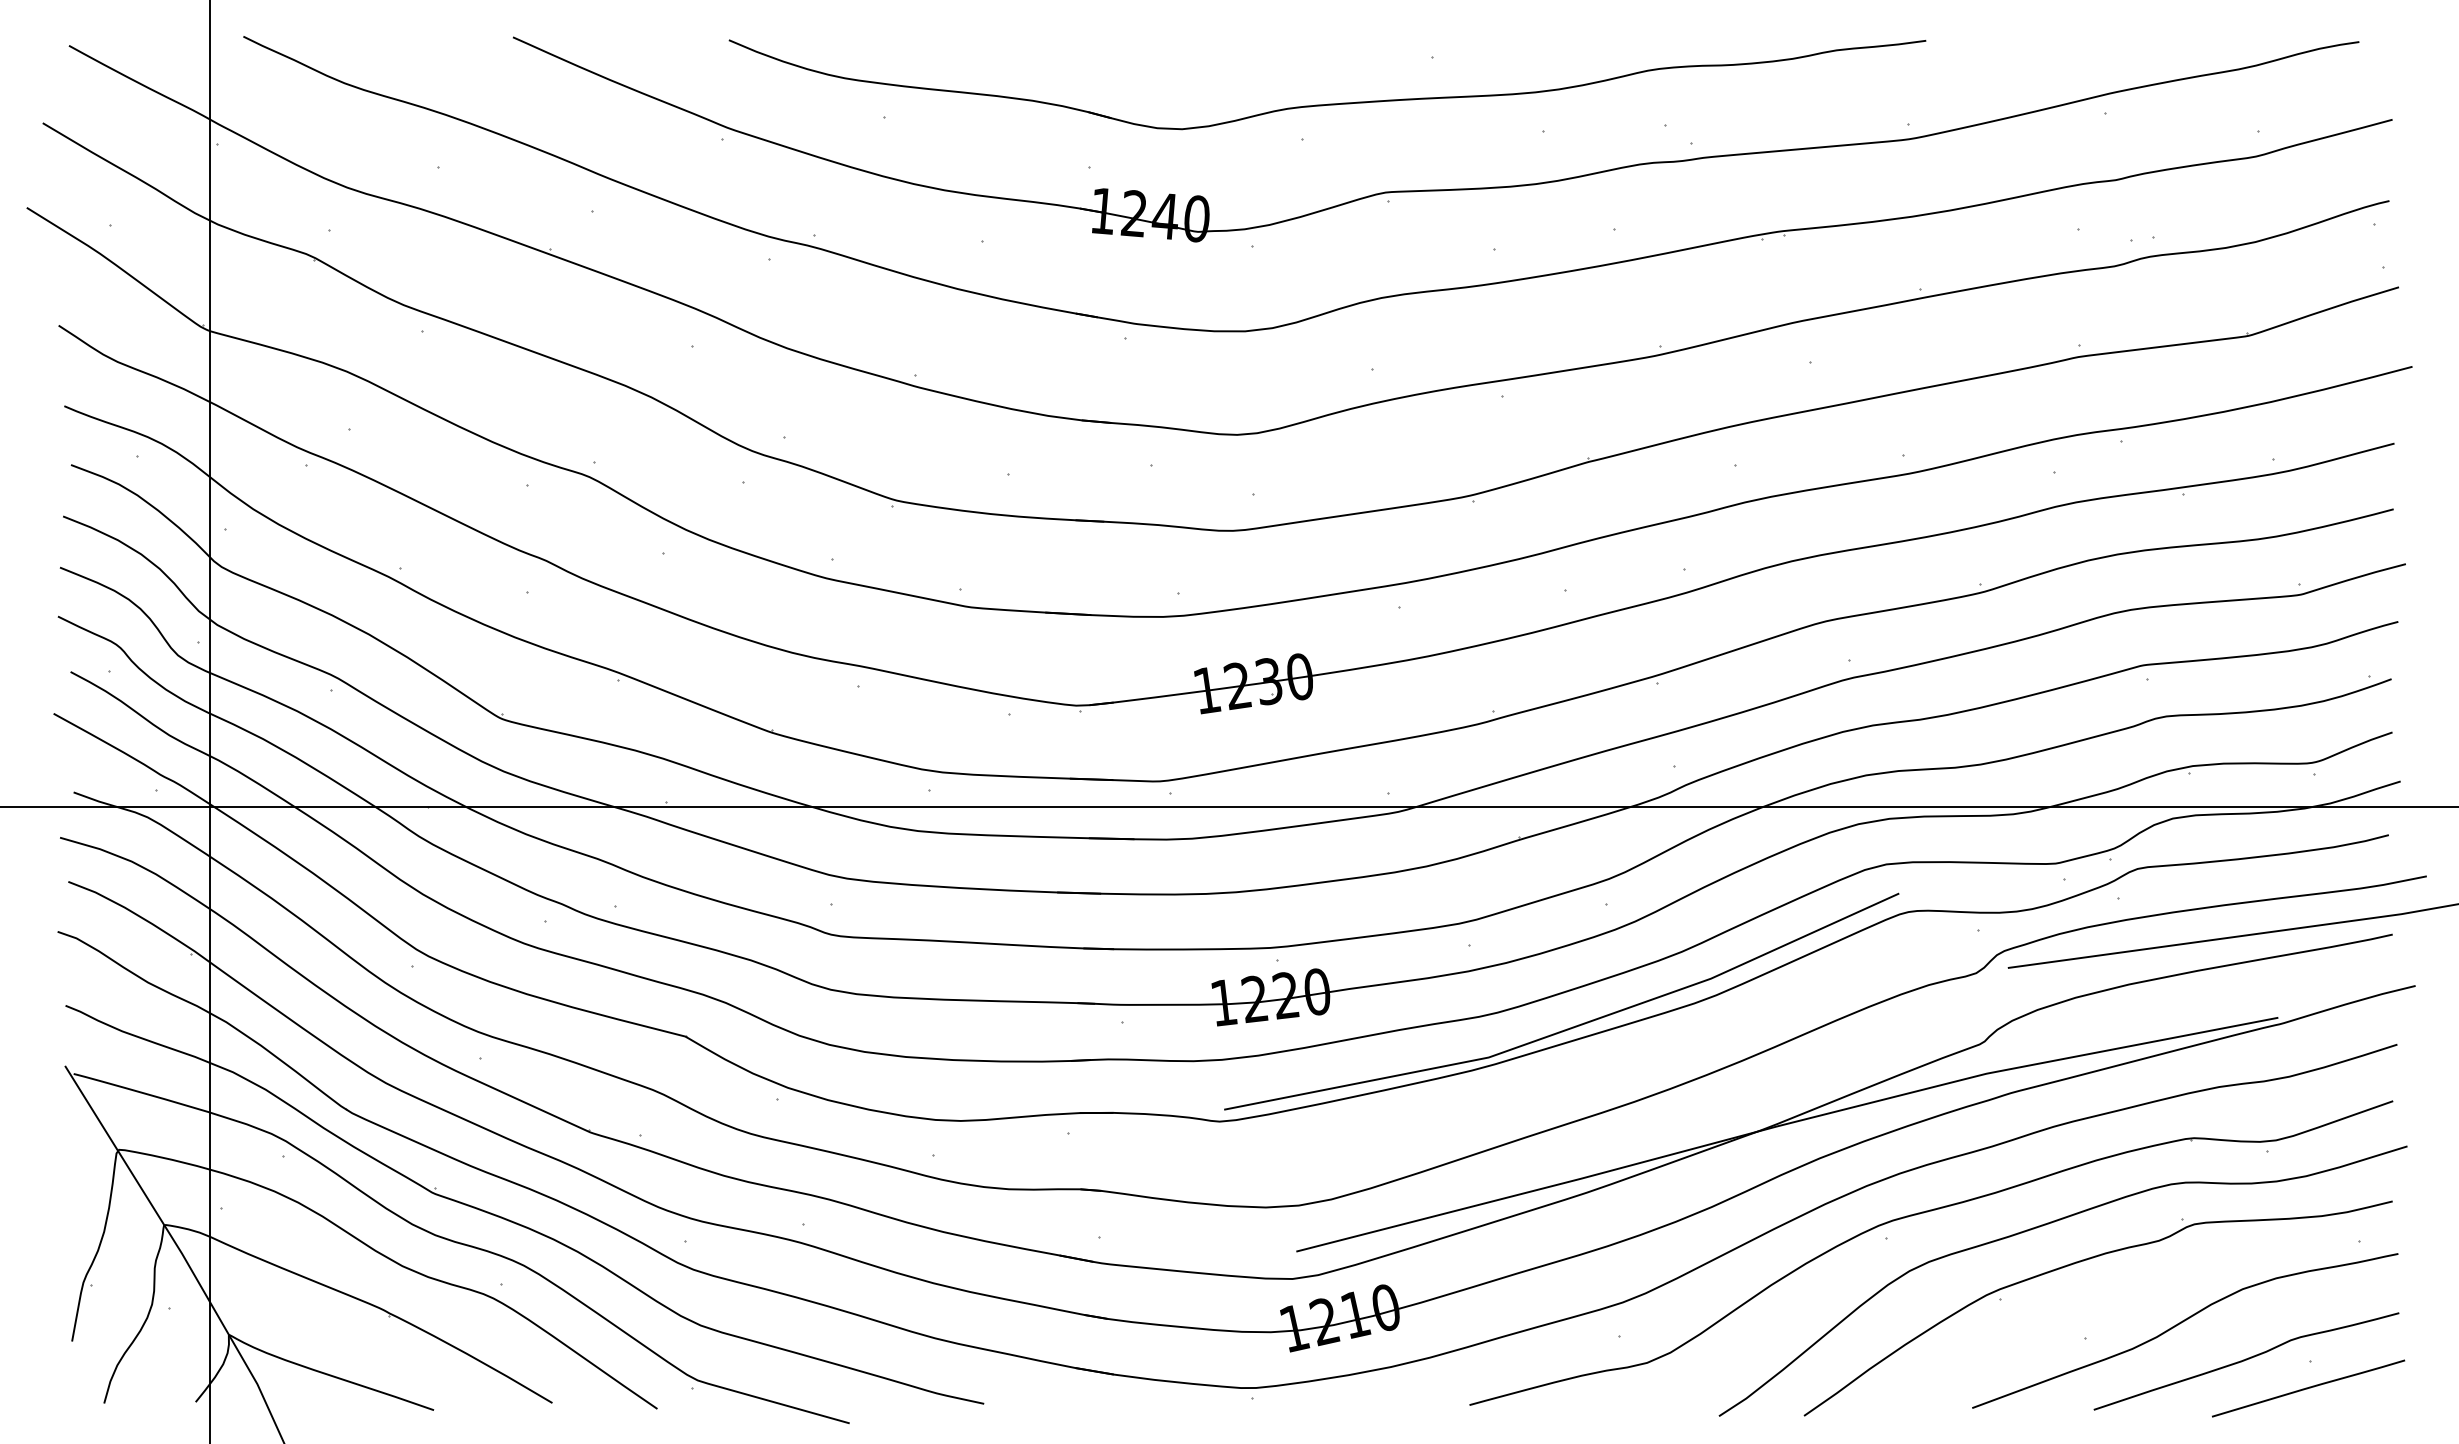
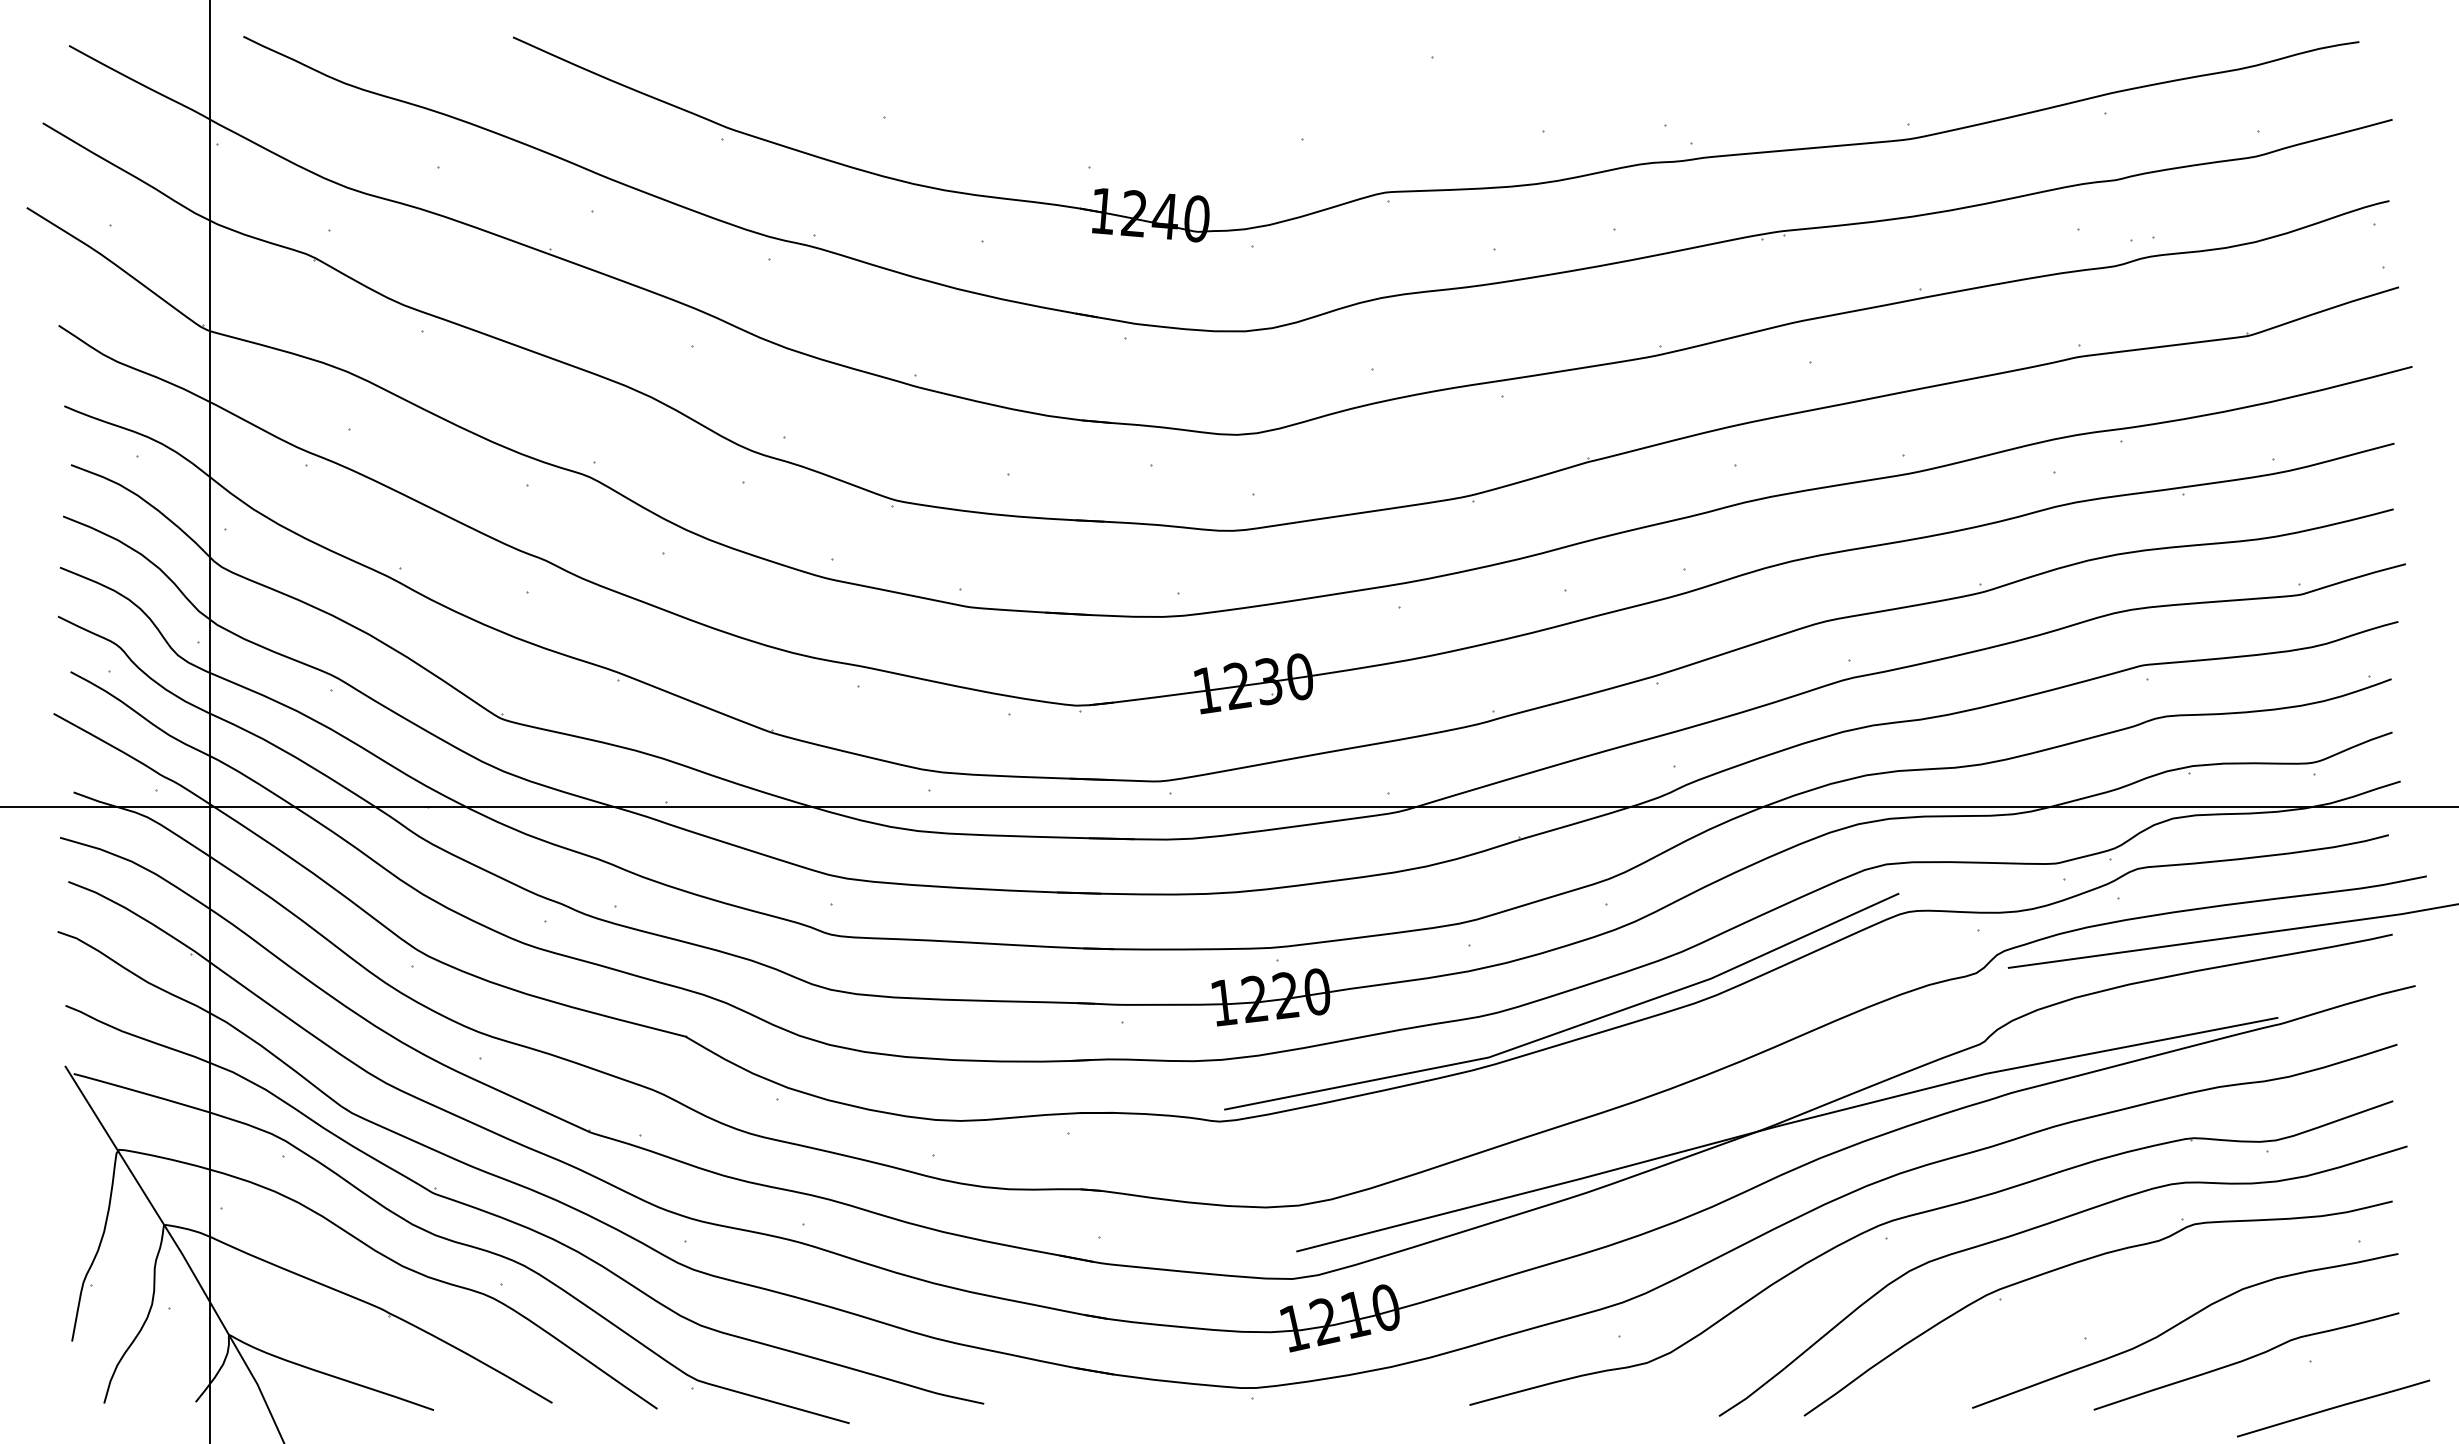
part: present -> none (1328, 103)
line position: (2308, 1388) -> (2333, 1408) (2333, 1408)
